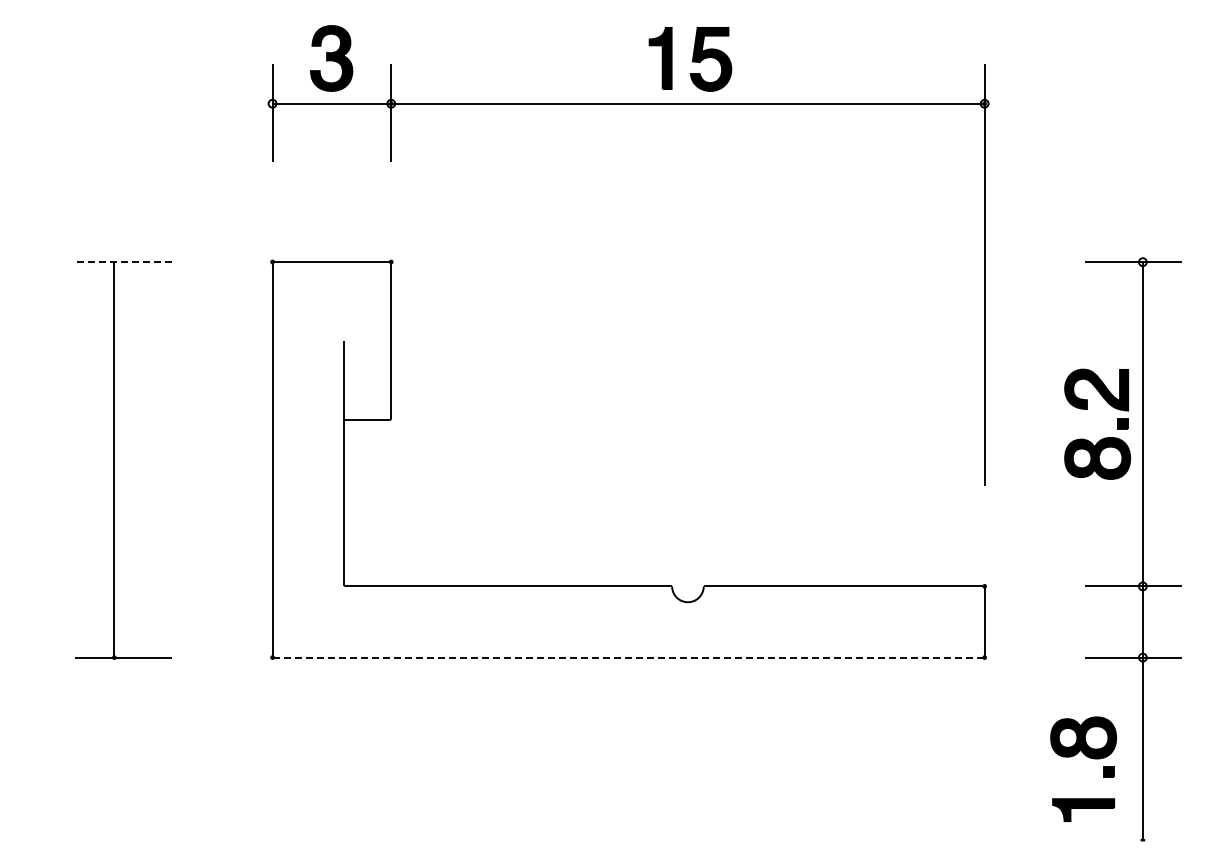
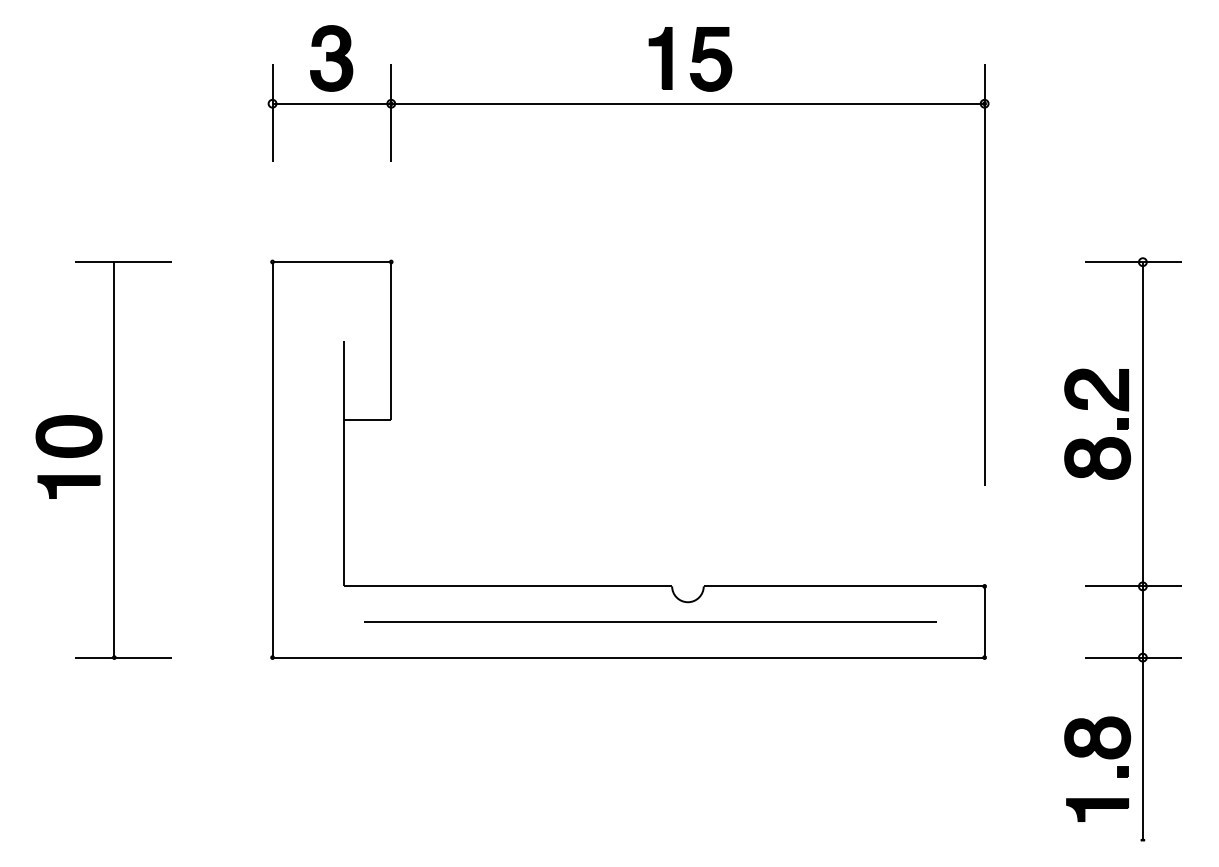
line: dashed -> solid (123, 261)
part: none -> present (68, 456)
line: none -> present (650, 621)
line: dashed -> solid (629, 657)
part position: (1089, 758) -> (1103, 758) (1103, 758)
